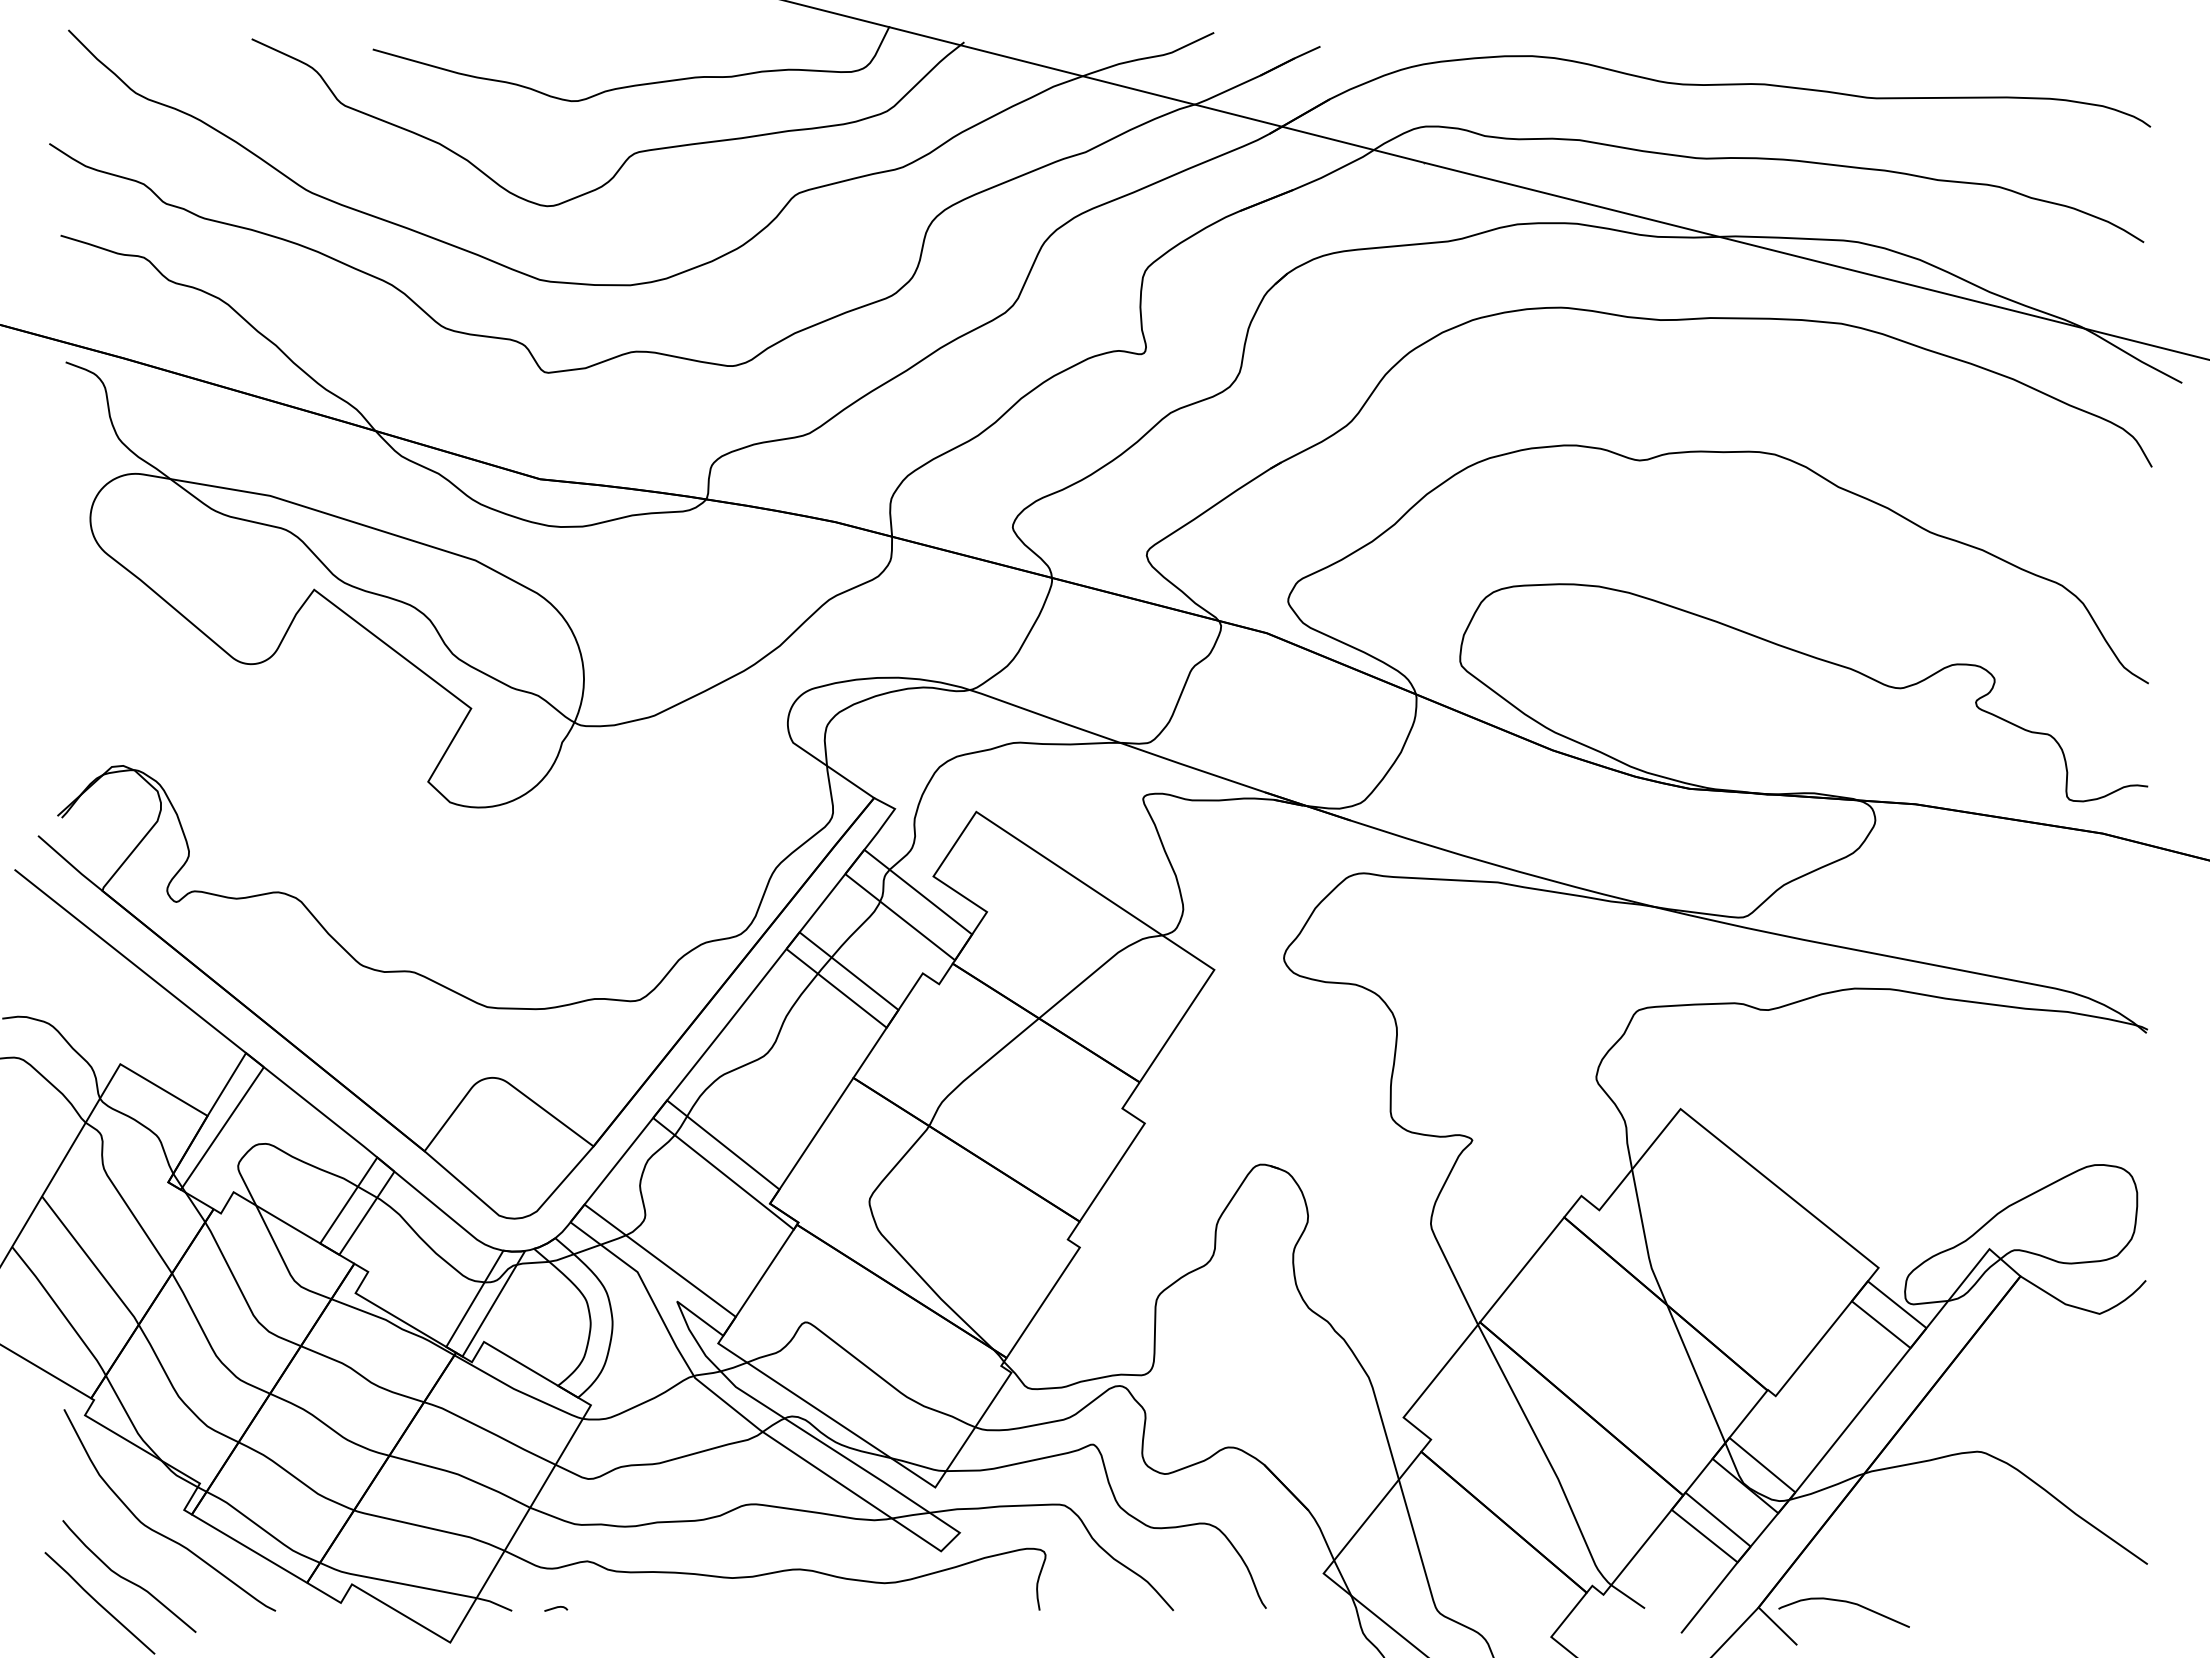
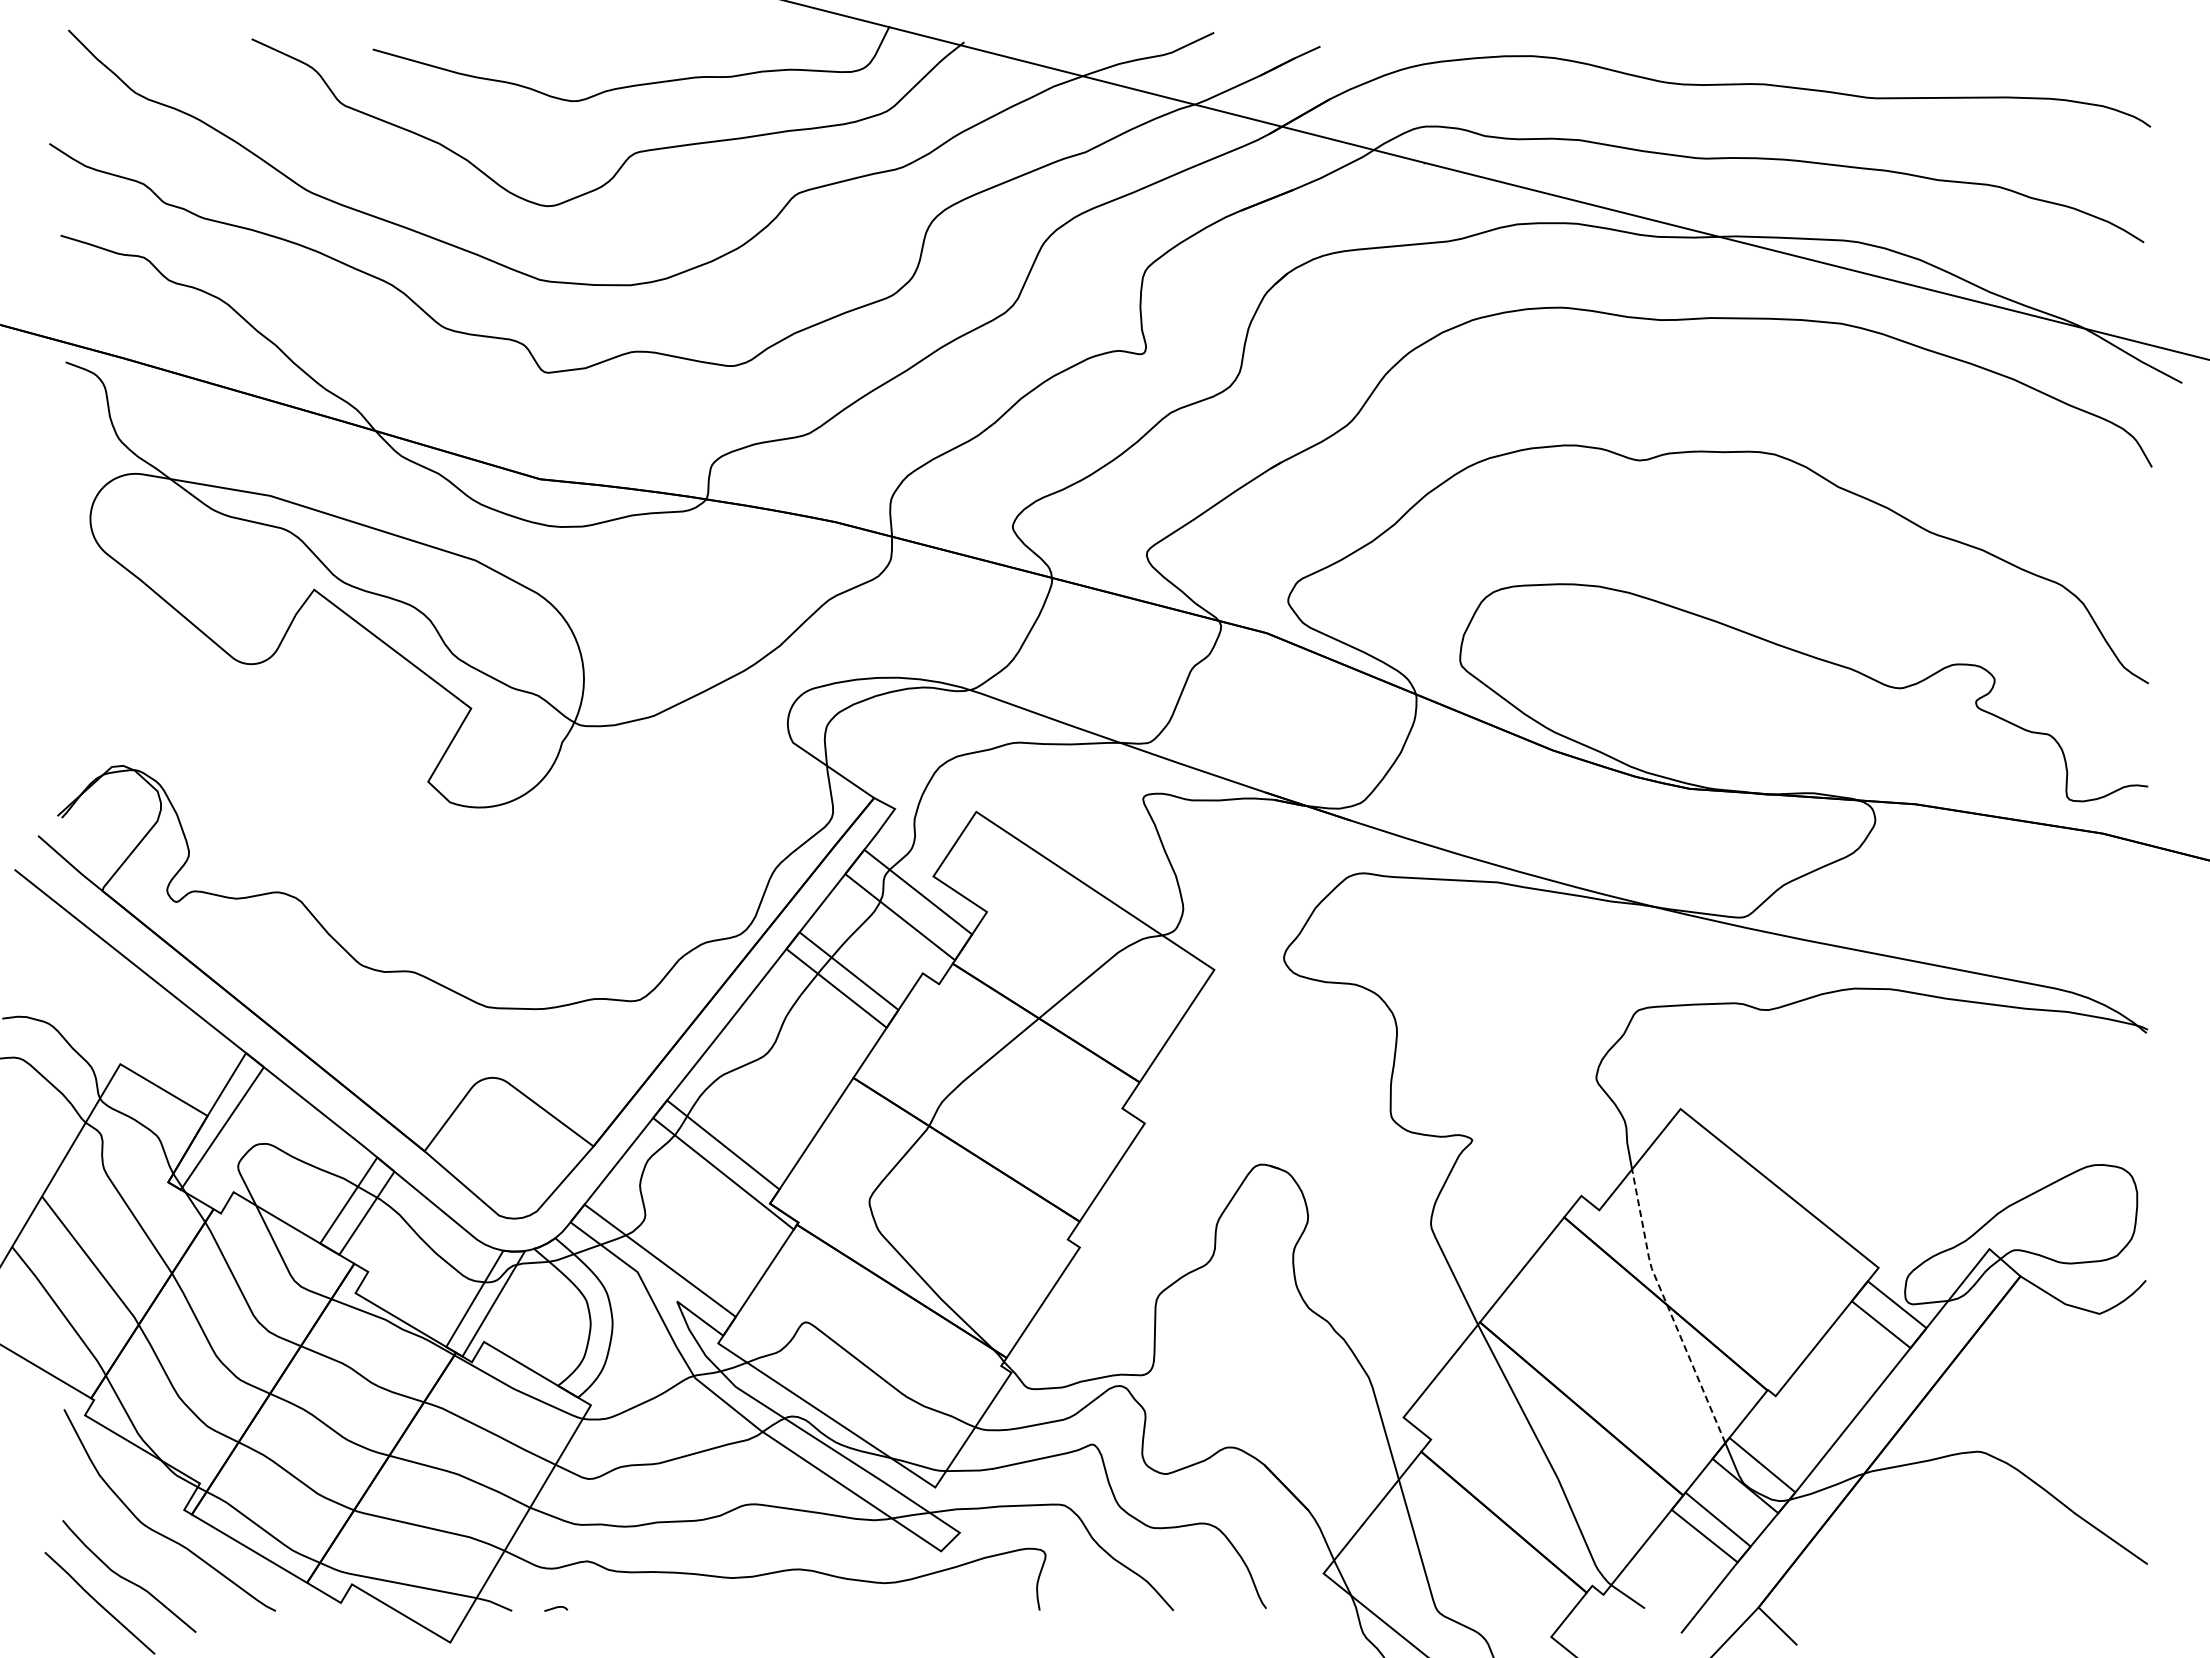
line: solid -> dashed (1668, 1307)
curve: present -> none (1843, 1602)
